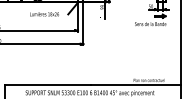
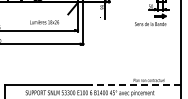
text position: (44, 14) -> (44, 22) (44, 22)
line: solid -> dashed (135, 85)
